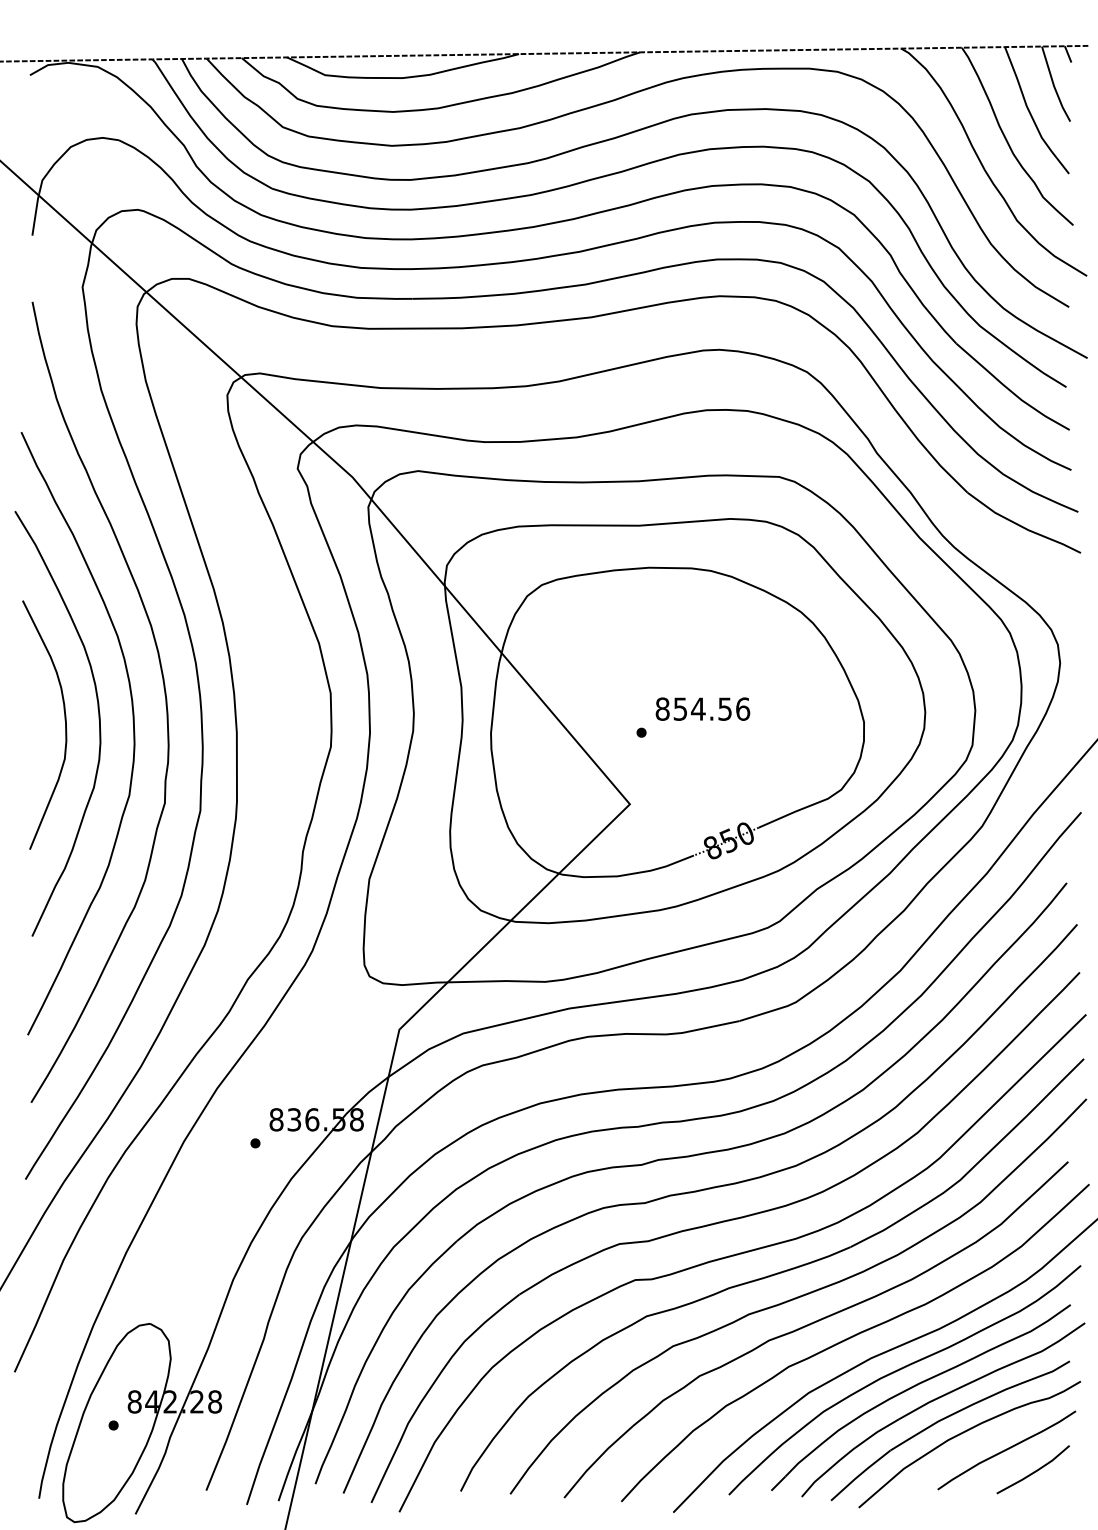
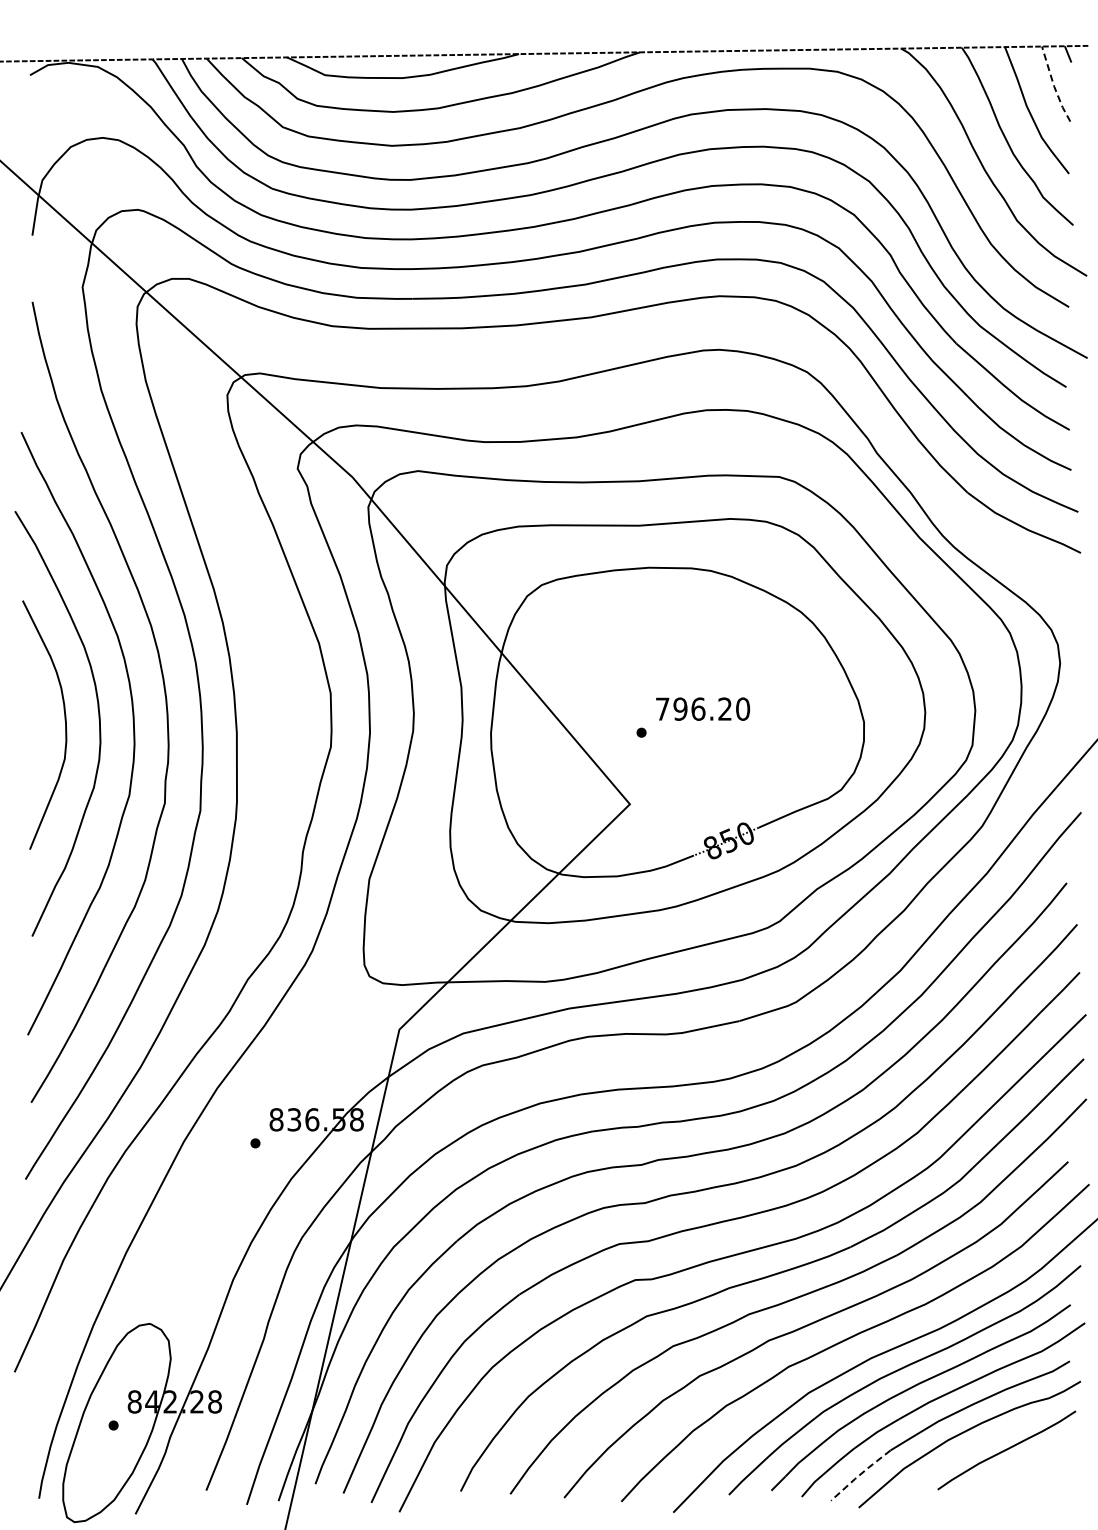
line: solid -> dashed (1054, 86)
text: 854.56 -> 796.20 (702, 708)
line: present -> none (1033, 1471)
line: solid -> dashed (860, 1474)
